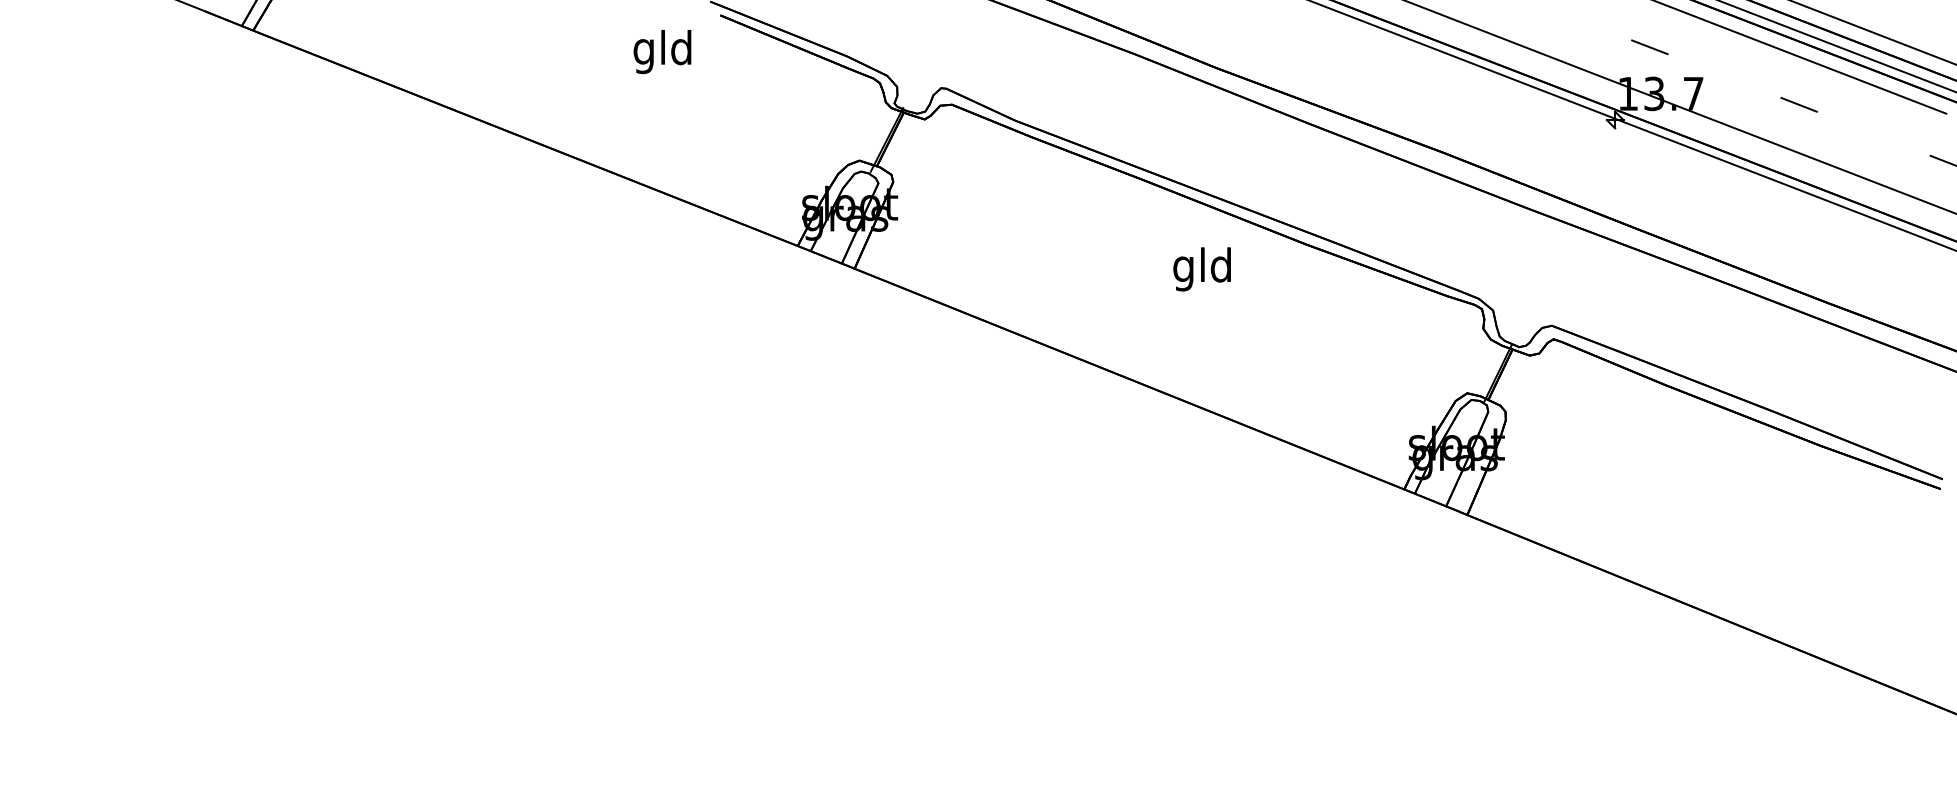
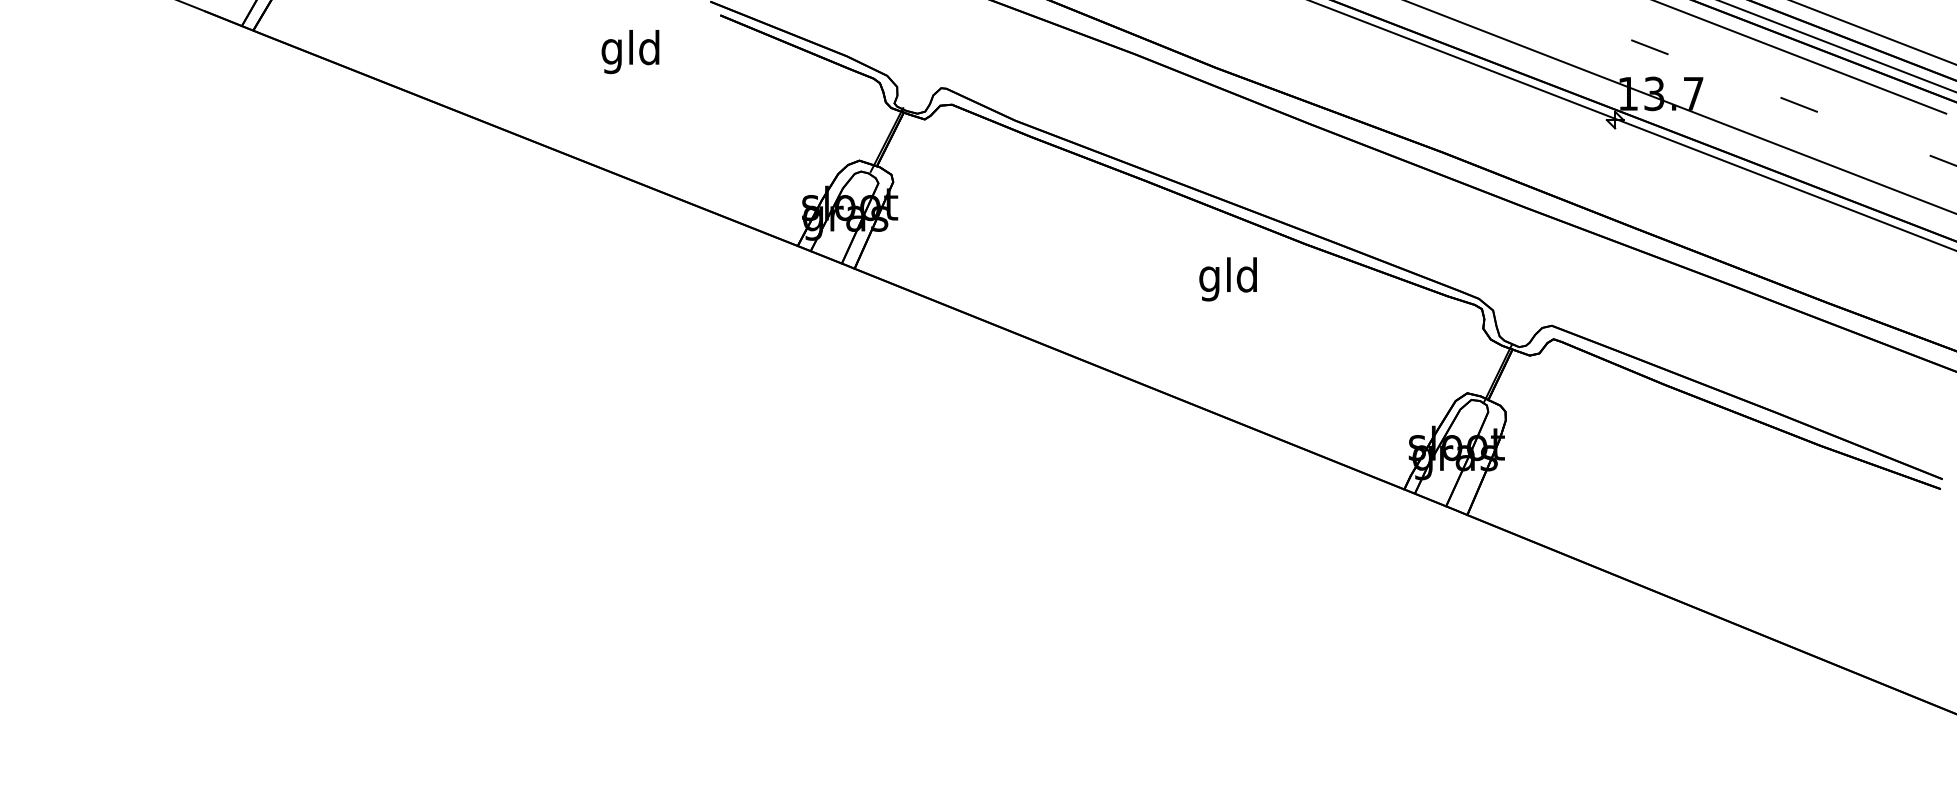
text position: (662, 52) -> (630, 52) (630, 52)
text position: (1201, 269) -> (1227, 279) (1227, 279)
